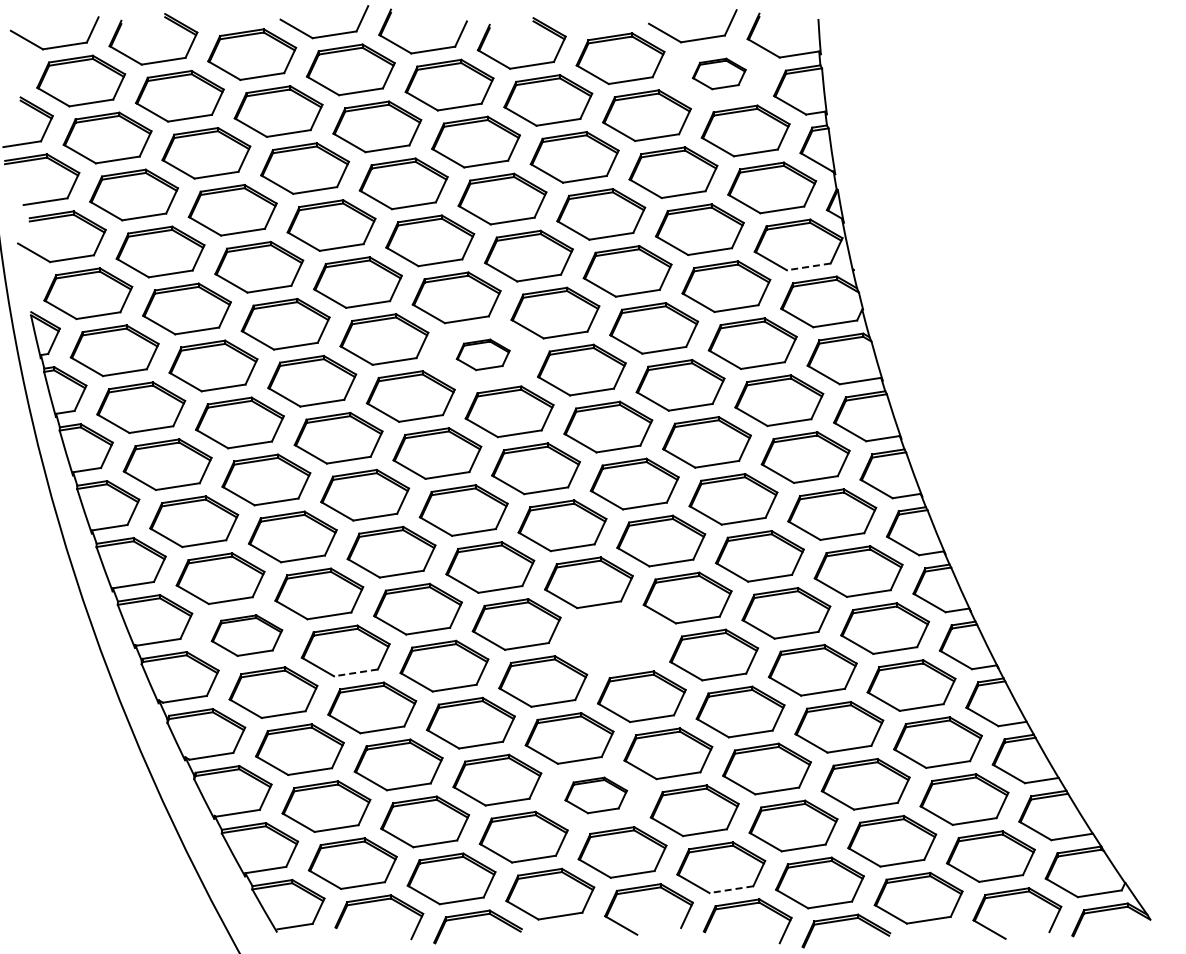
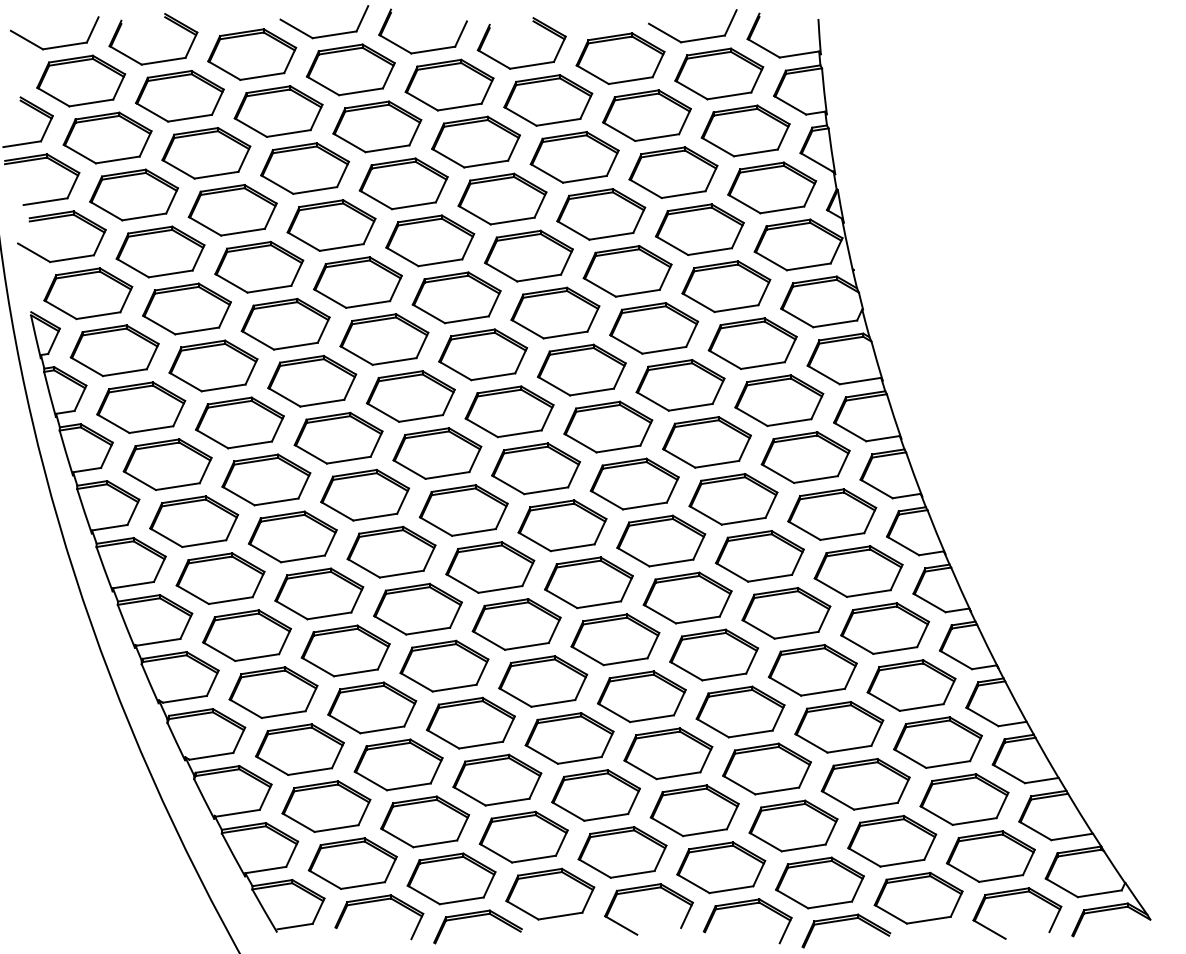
part size: 56x34 px -> 91x54 px (719, 73)
line: dashed -> solid (808, 266)
part size: 56x34 px -> 91x54 px (483, 354)
part size: 74x43 px -> 90x53 px (246, 635)
part: none -> present (615, 639)
line: dashed -> solid (355, 672)
part size: 64x39 px -> 91x53 px (596, 795)
line: dashed -> solid (730, 889)
